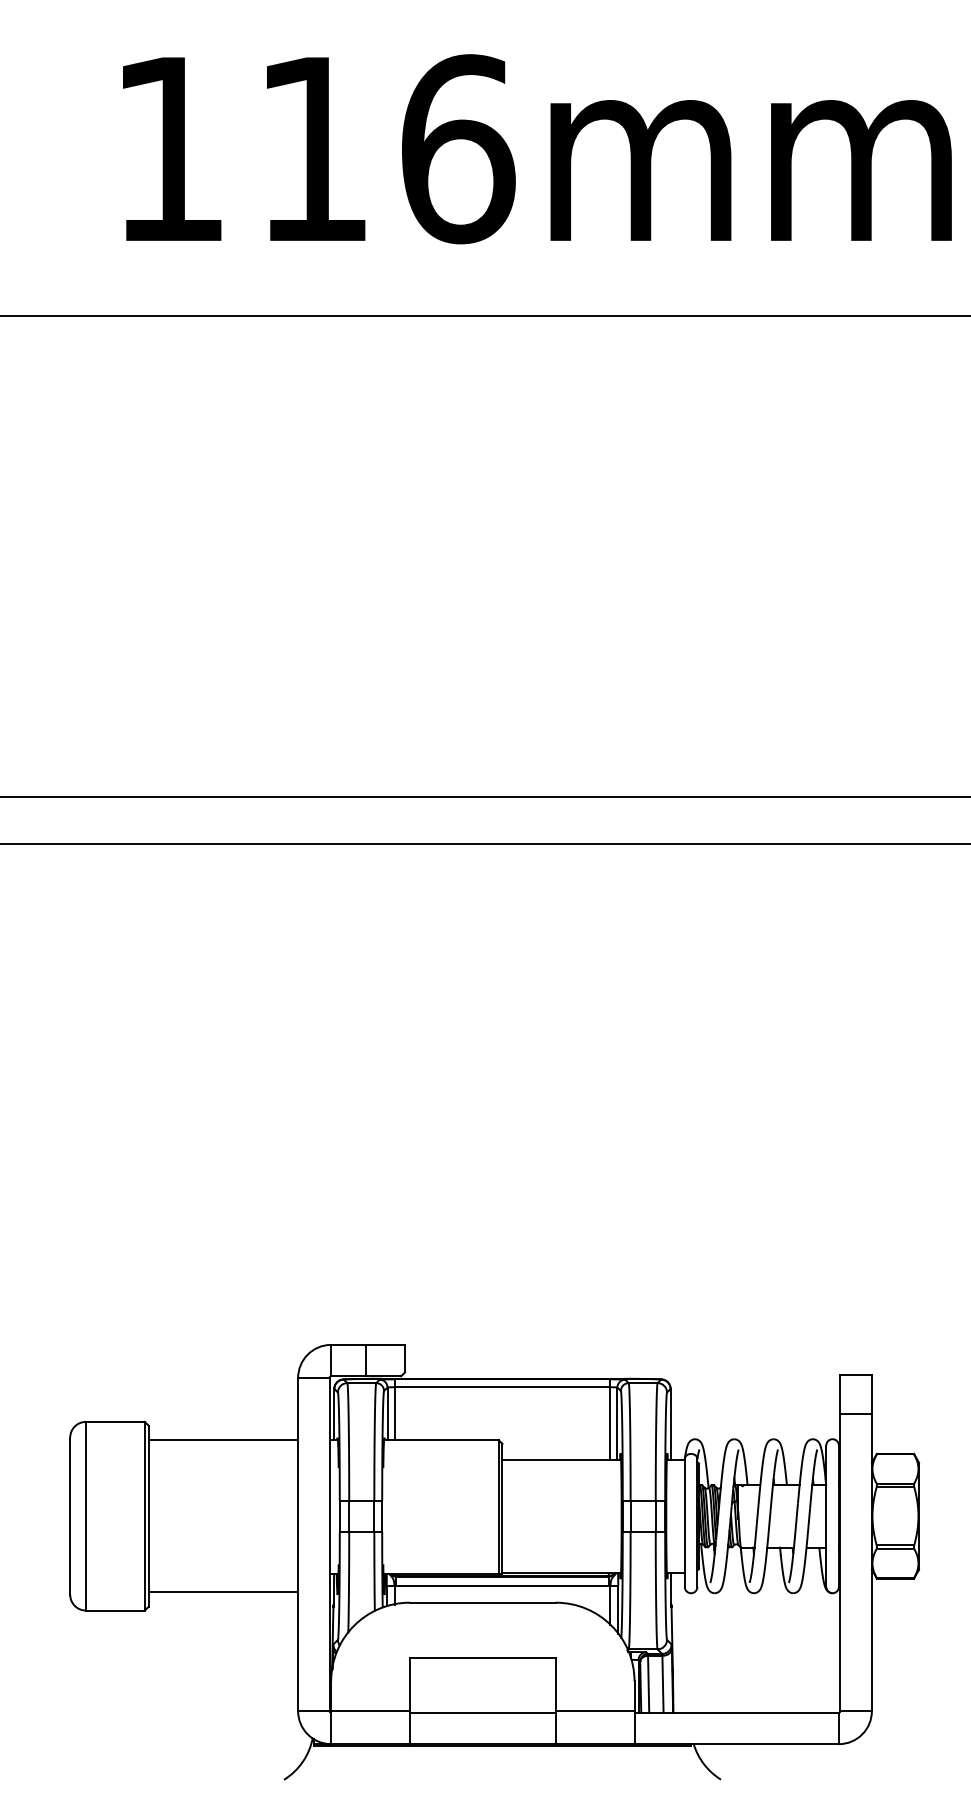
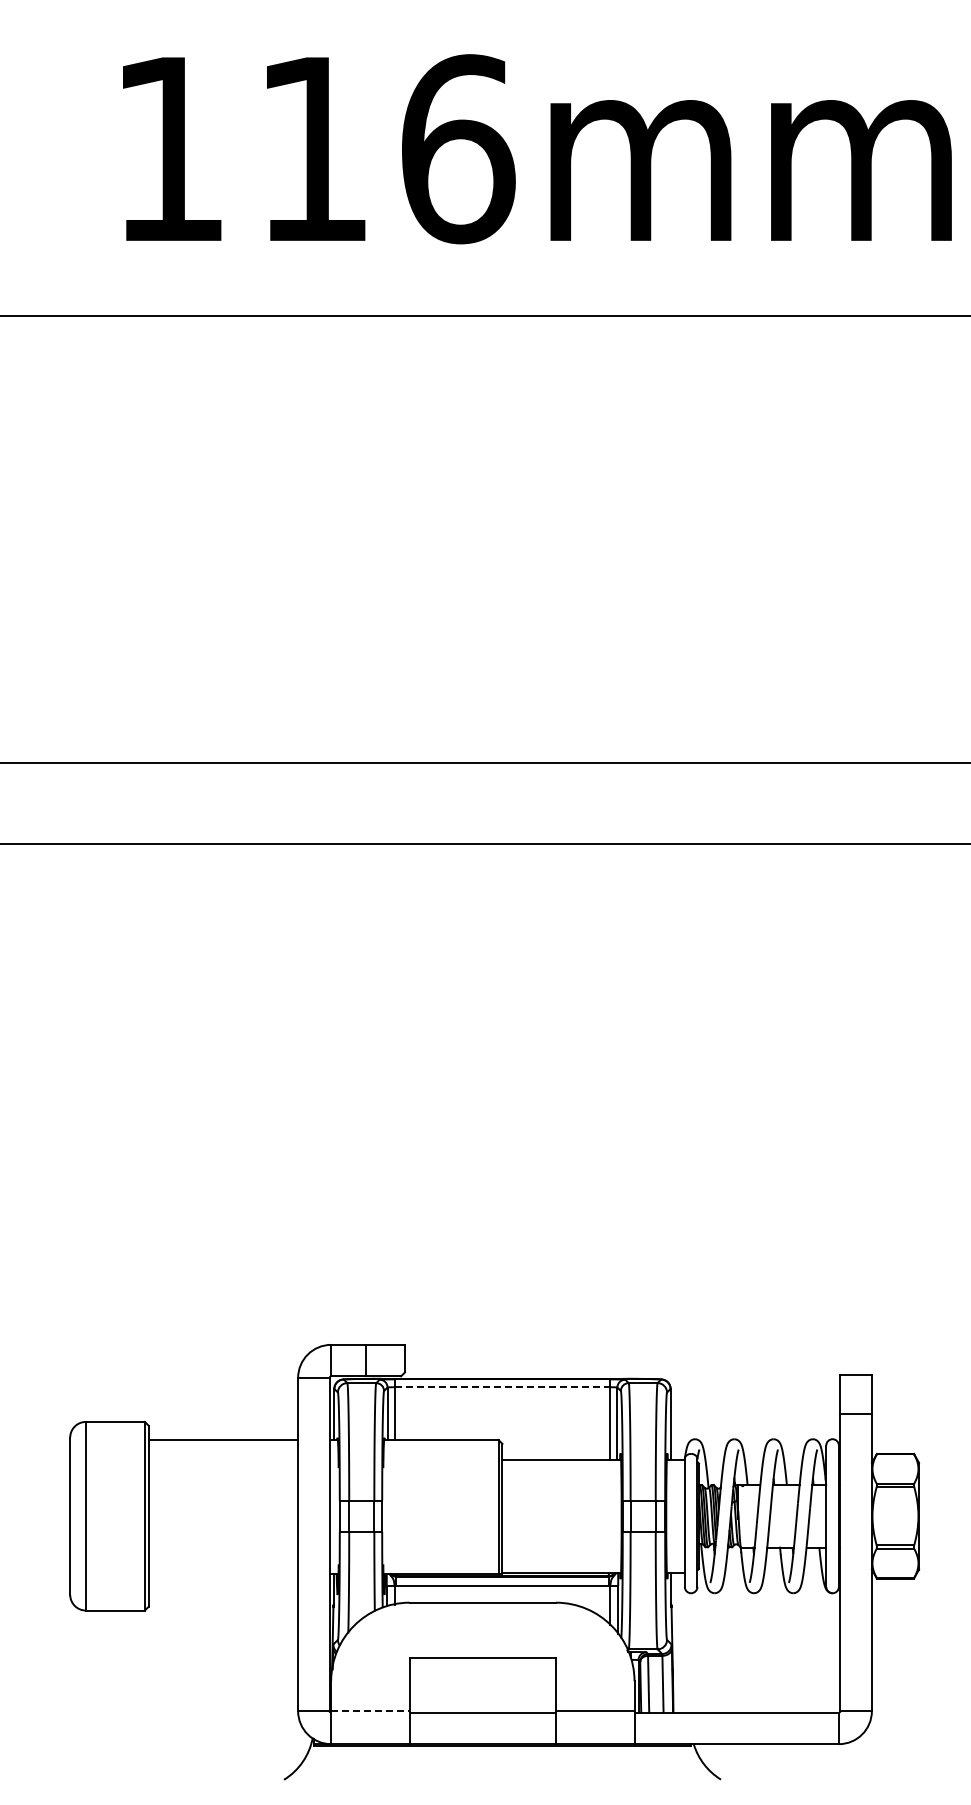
line position: (484, 797) -> (484, 763) (484, 763)
line: solid -> dashed (502, 1387)
line: present -> none (223, 1592)
line: solid -> dashed (370, 1711)
